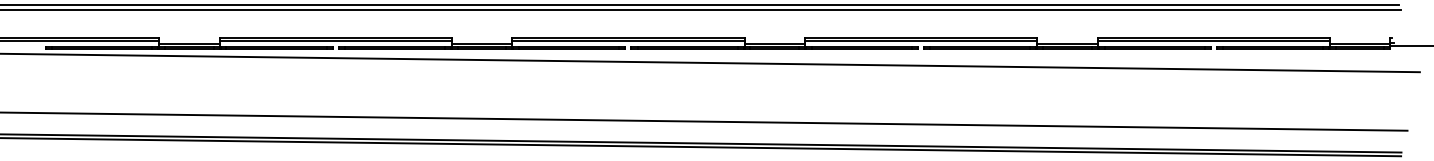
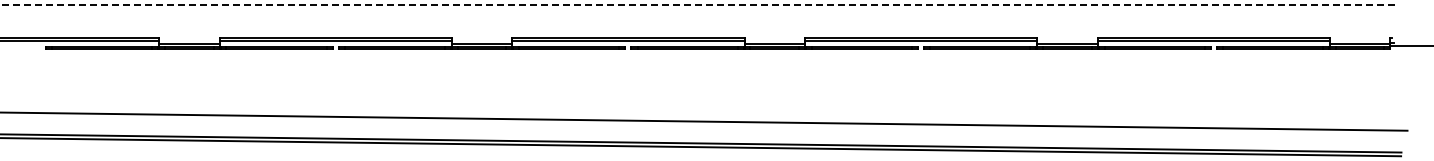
line: solid -> dashed (700, 4)
line: present -> none (701, 9)
line: present -> none (710, 62)
